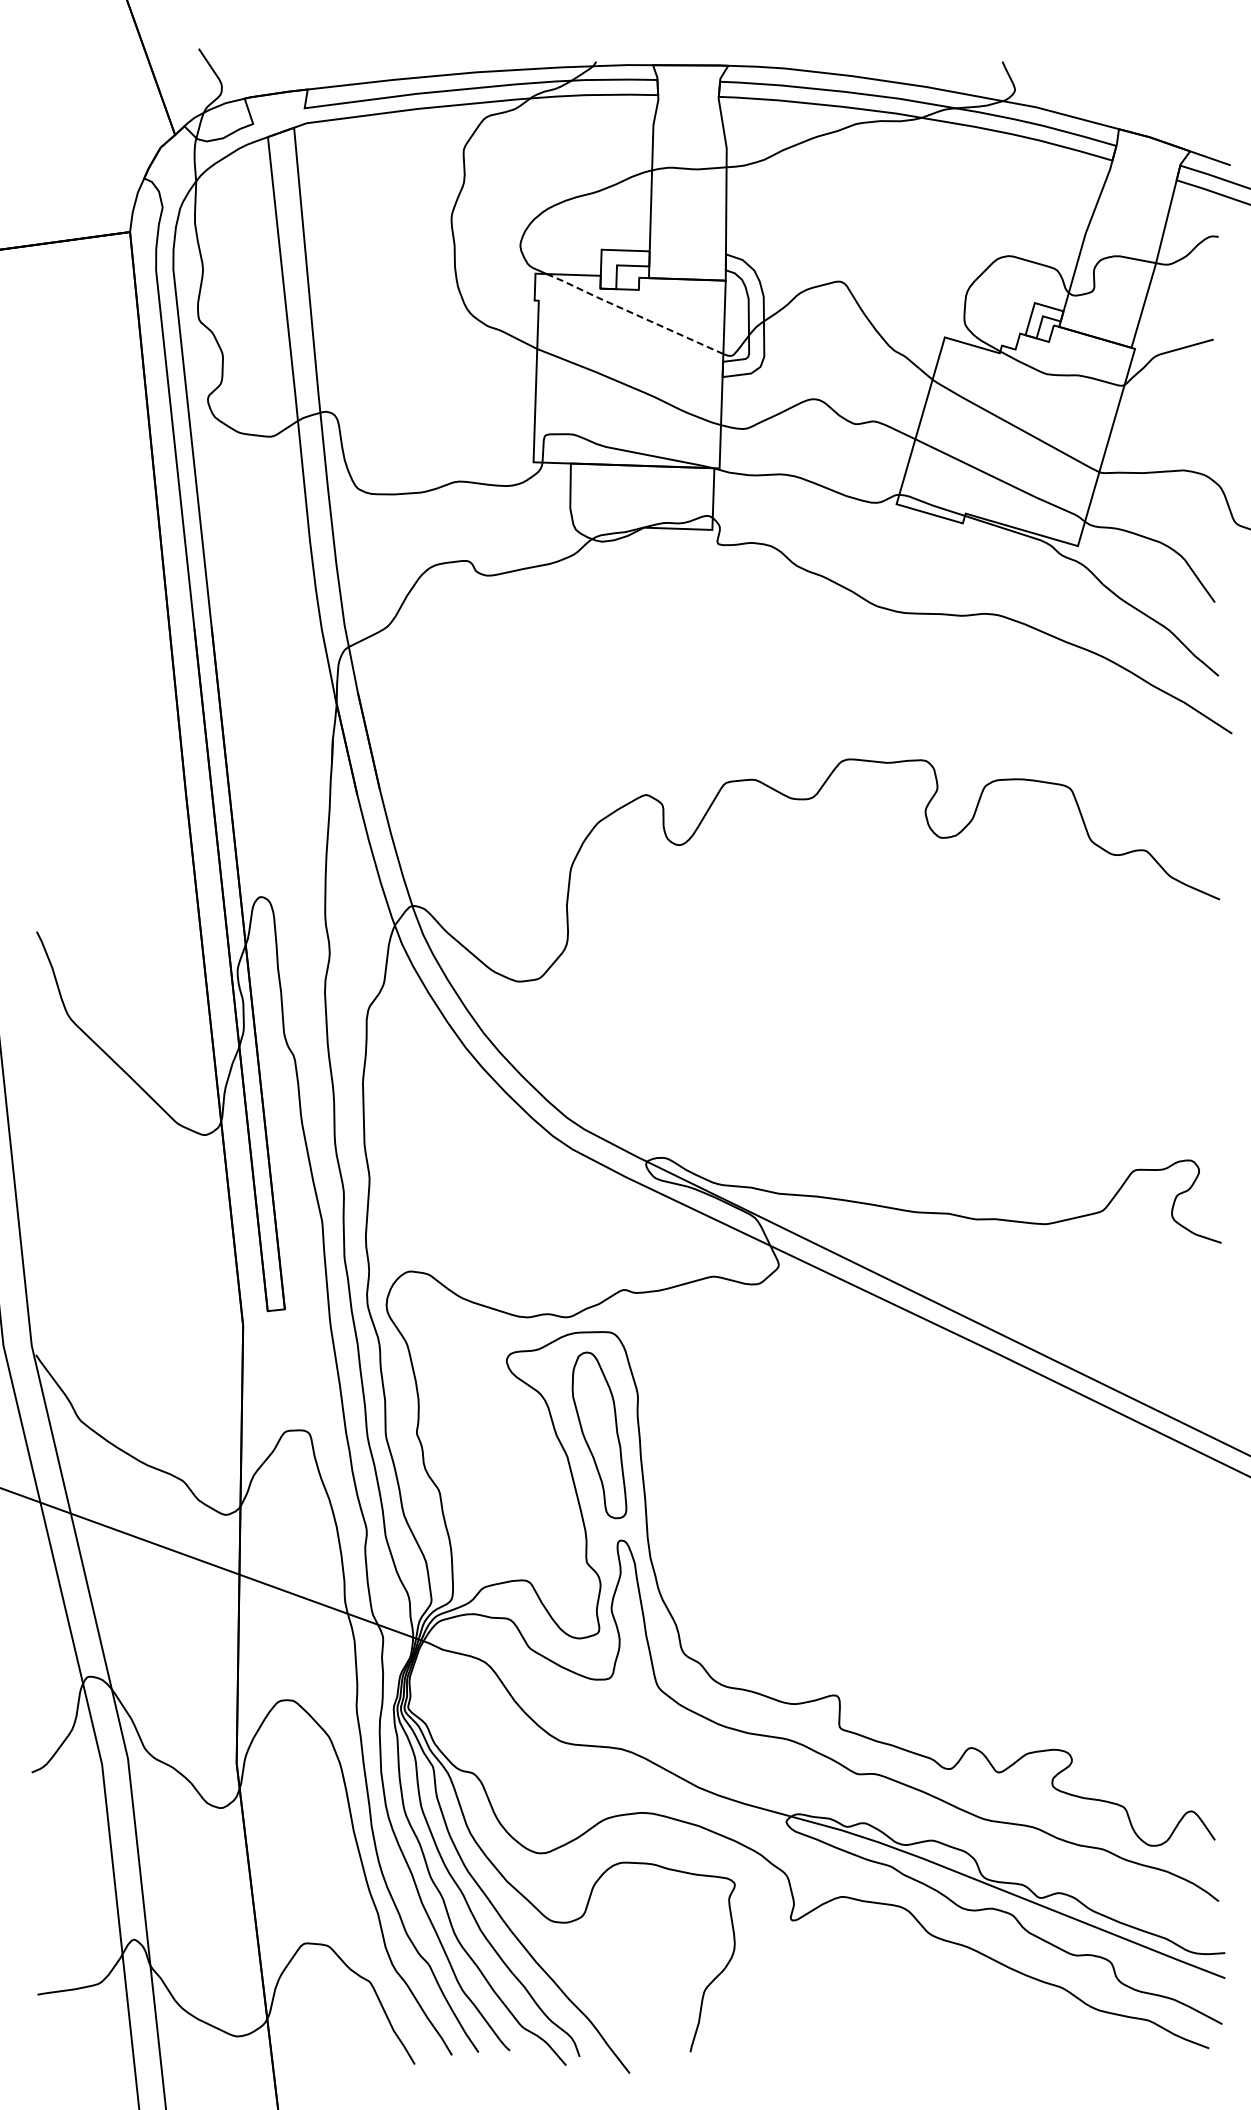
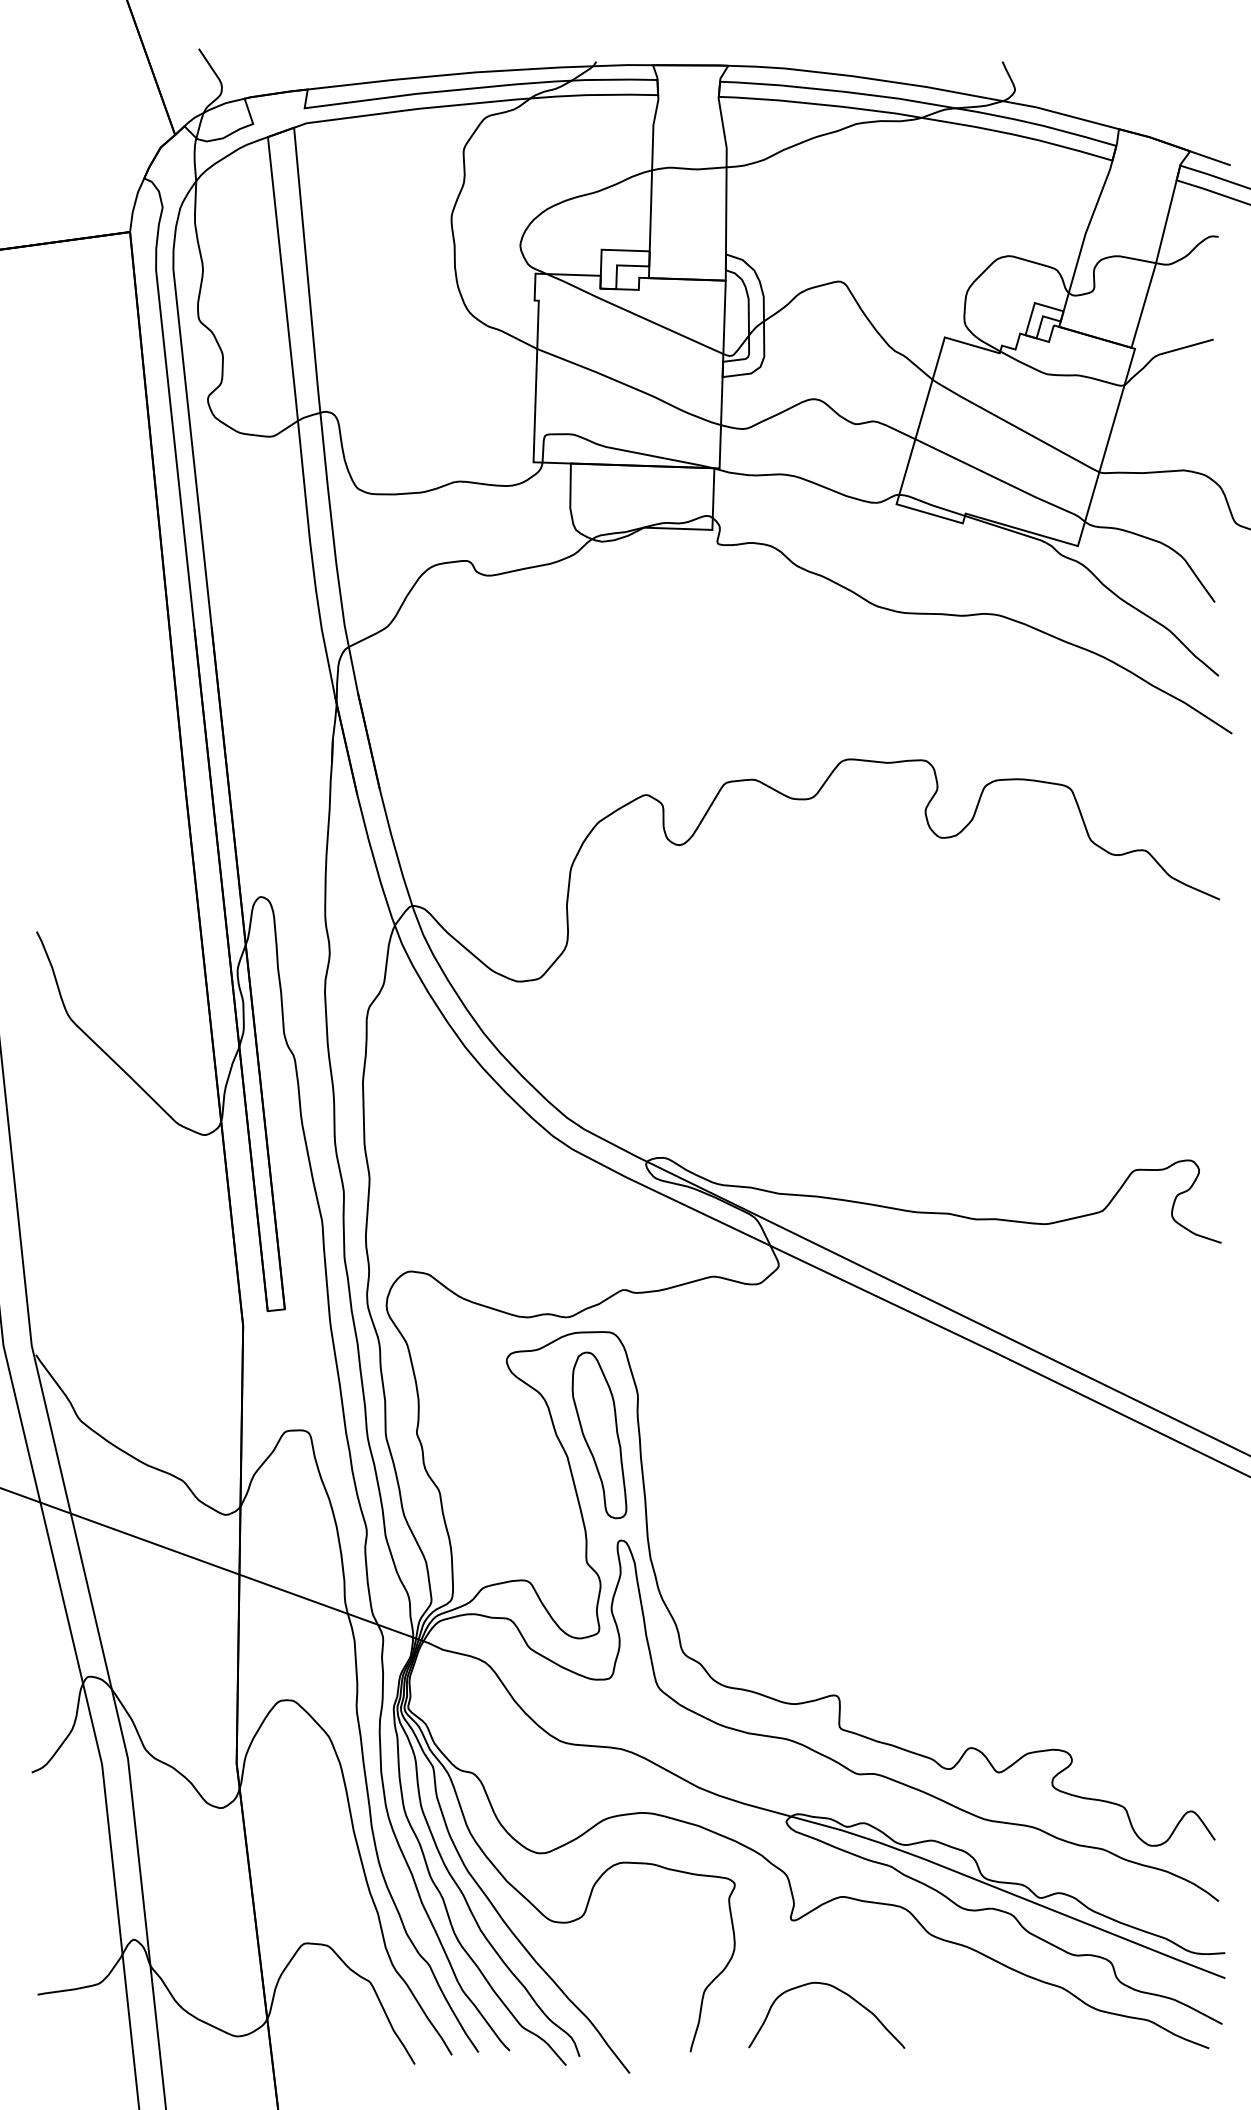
line: dashed -> solid (633, 313)
curve: none -> present (839, 1991)
